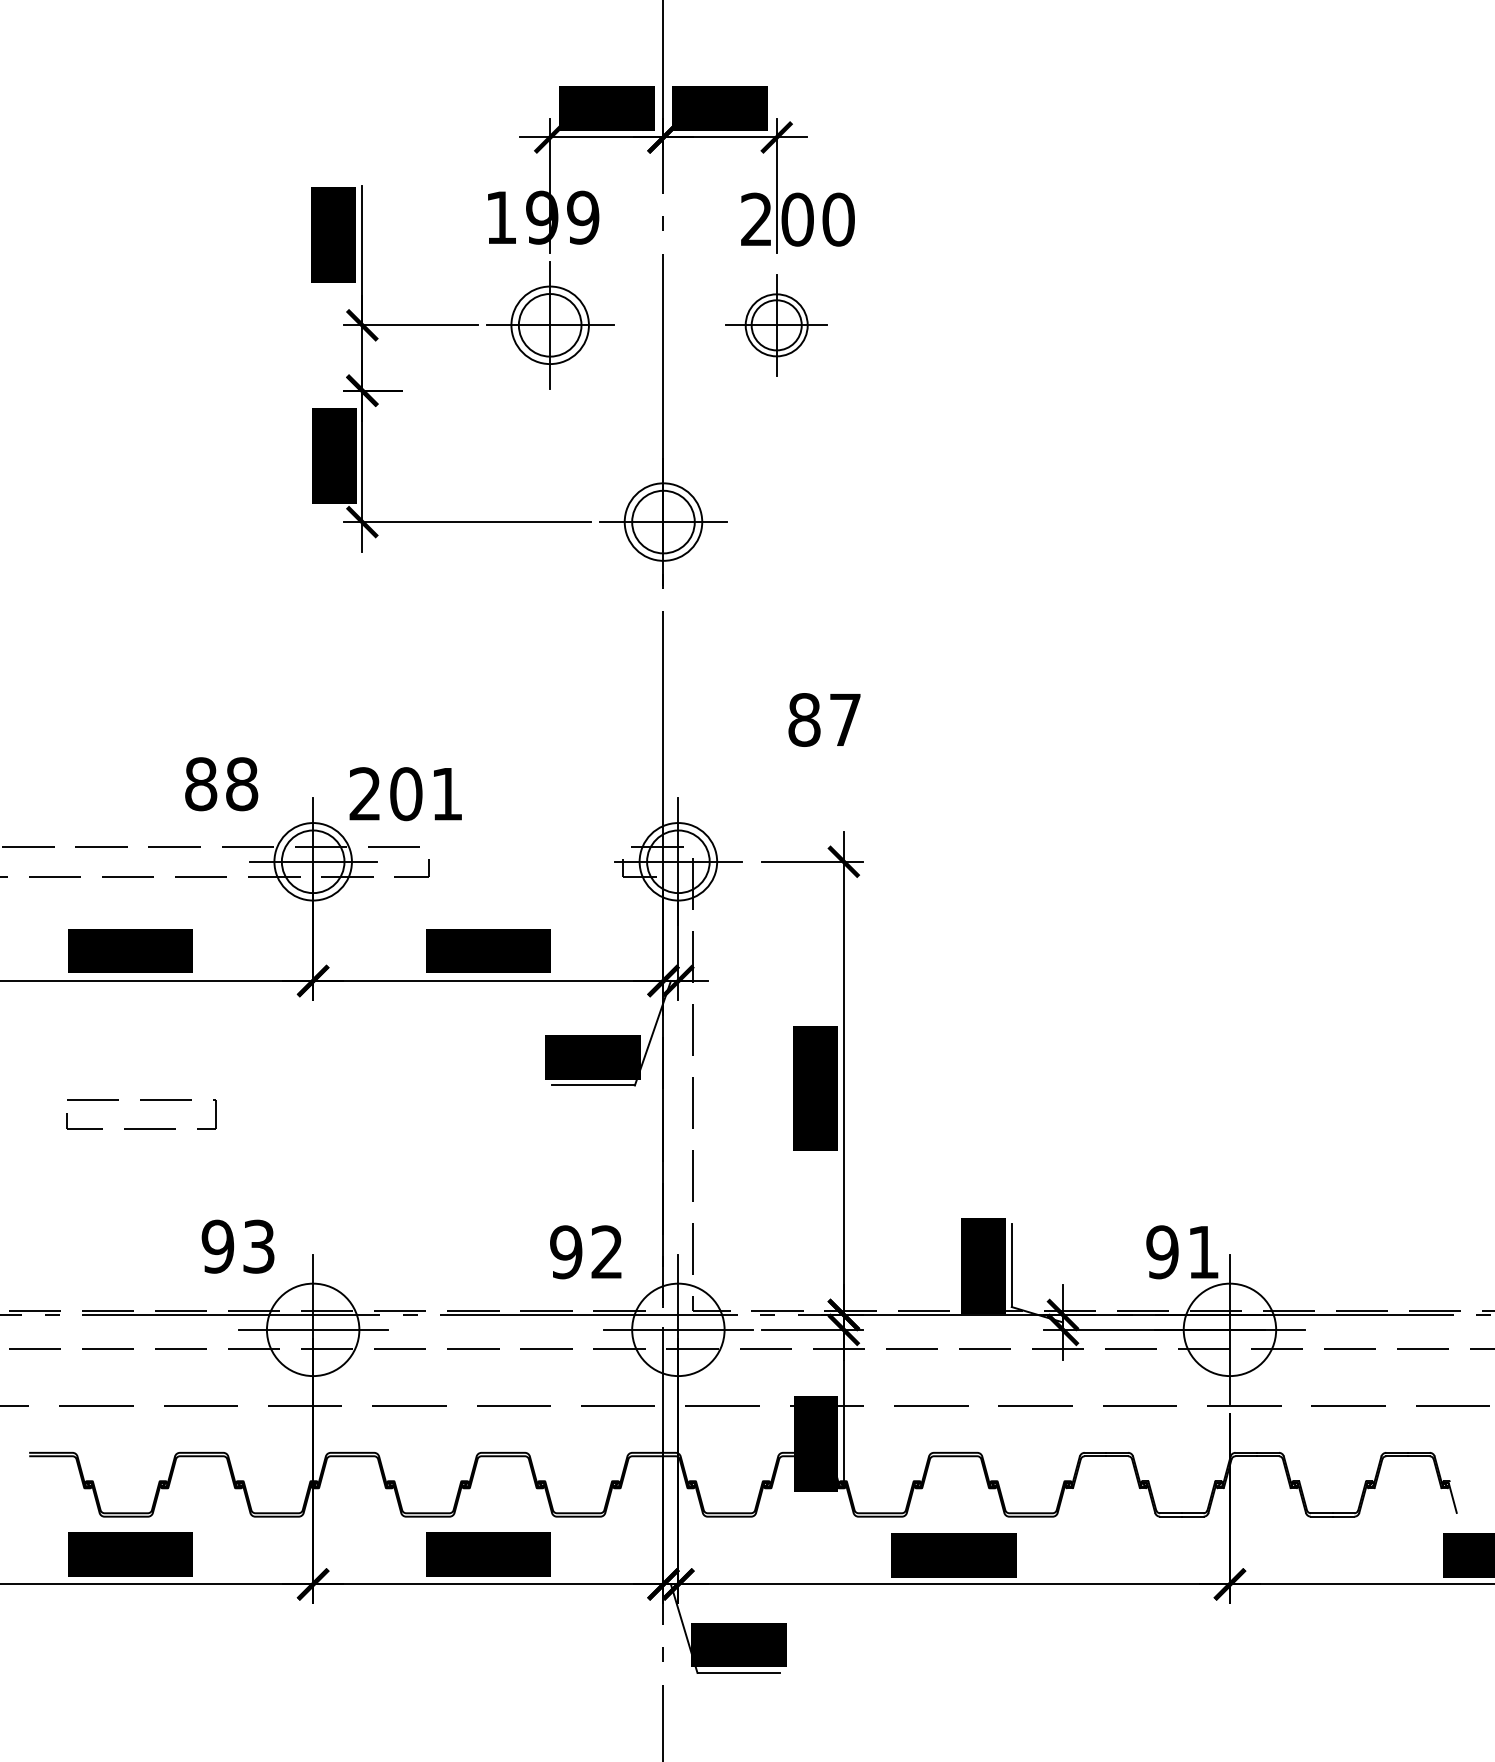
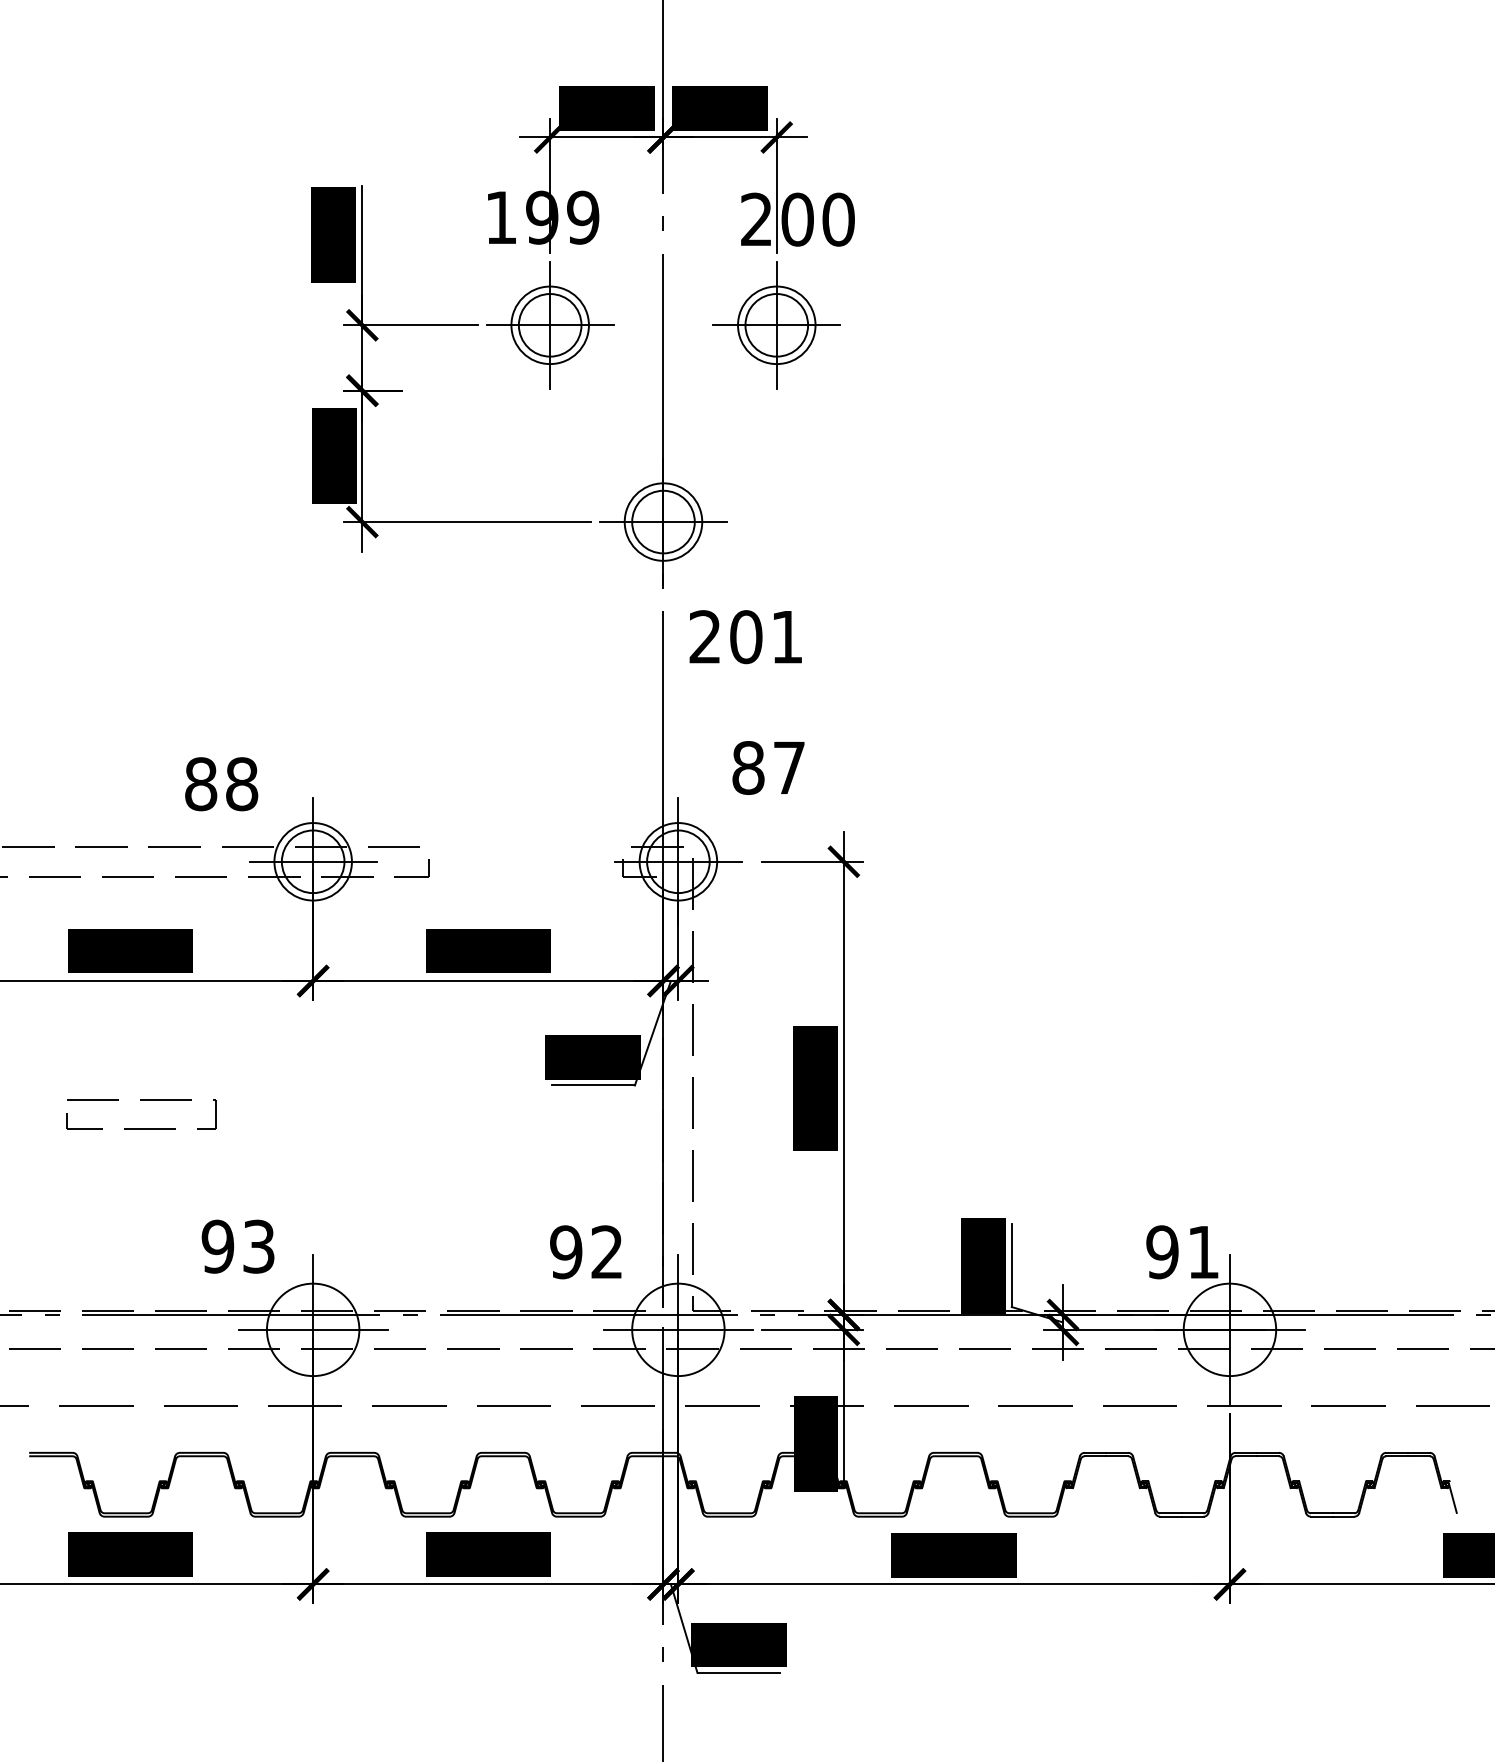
part size: 103x103 px -> 129x129 px (776, 325)
text position: (824, 719) -> (768, 767) (768, 767)
text position: (405, 794) -> (745, 637) (745, 637)
